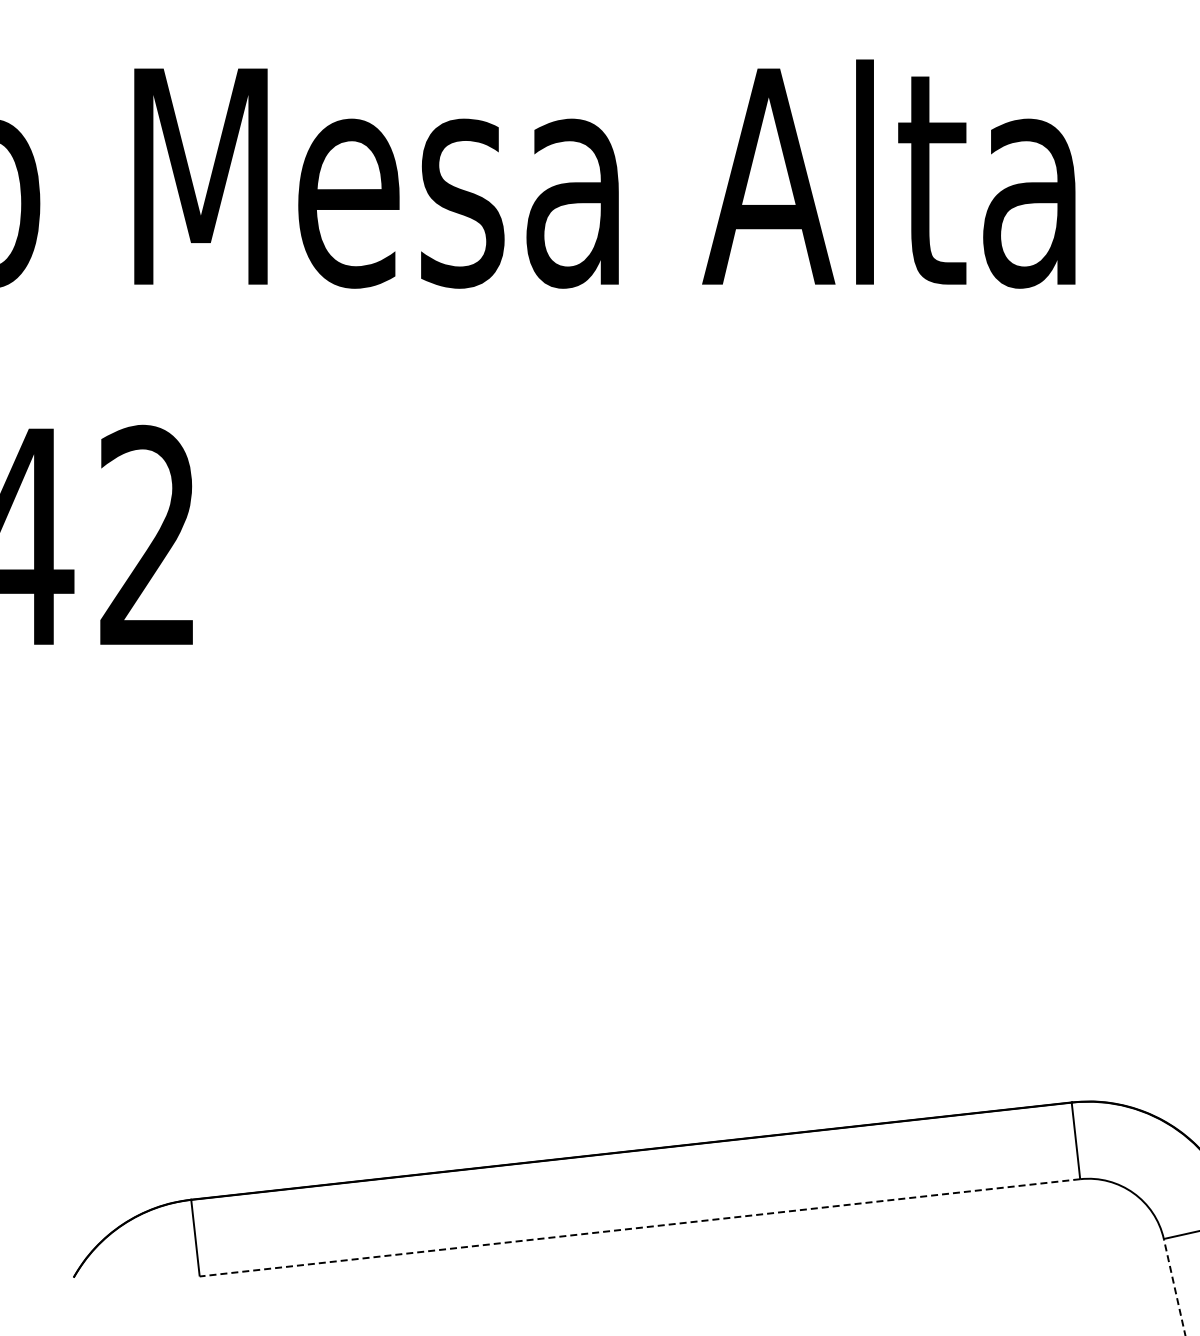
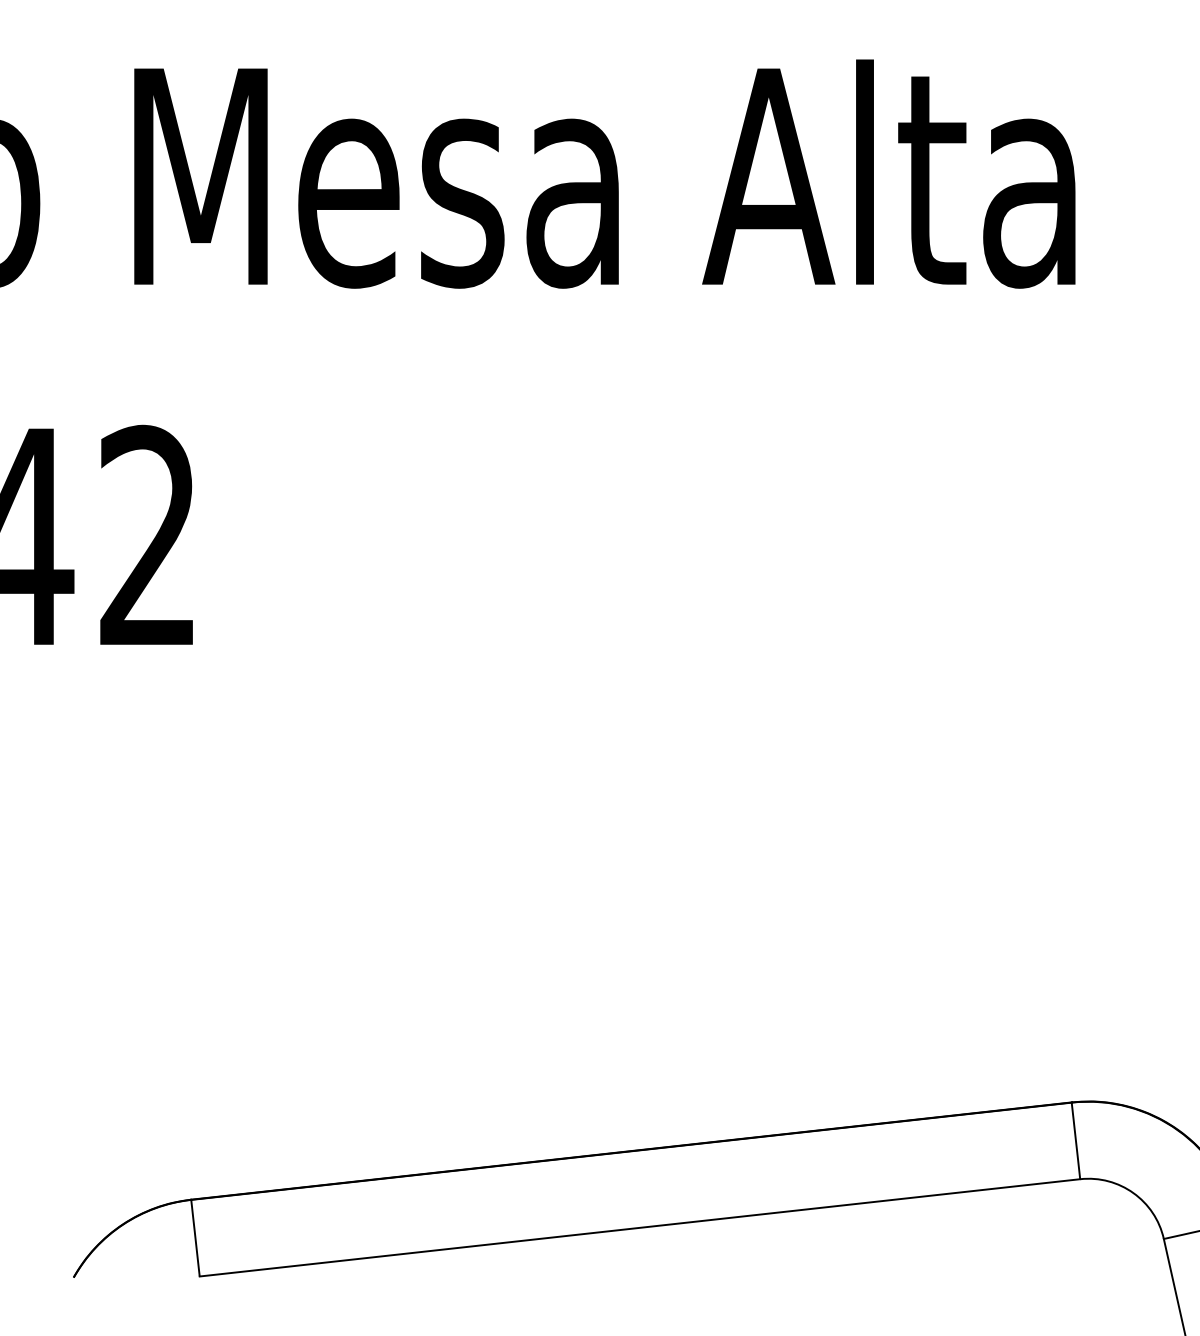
line: dashed -> solid (639, 1227)
line: dashed -> solid (1174, 1286)
